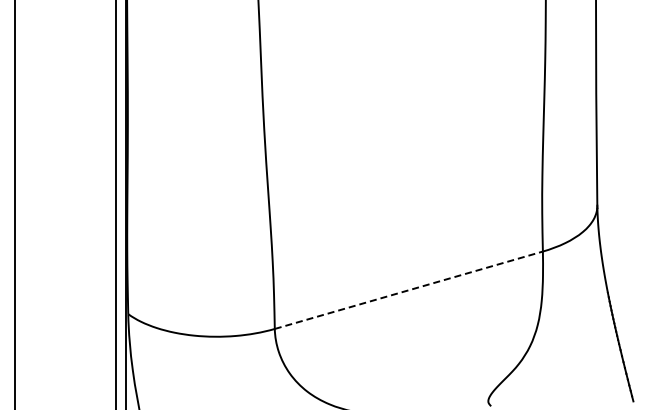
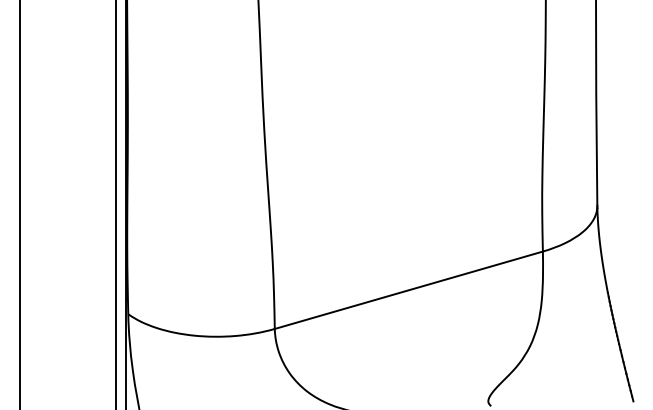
line position: (14, 204) -> (19, 204) (19, 204)
line: dashed -> solid (408, 290)
